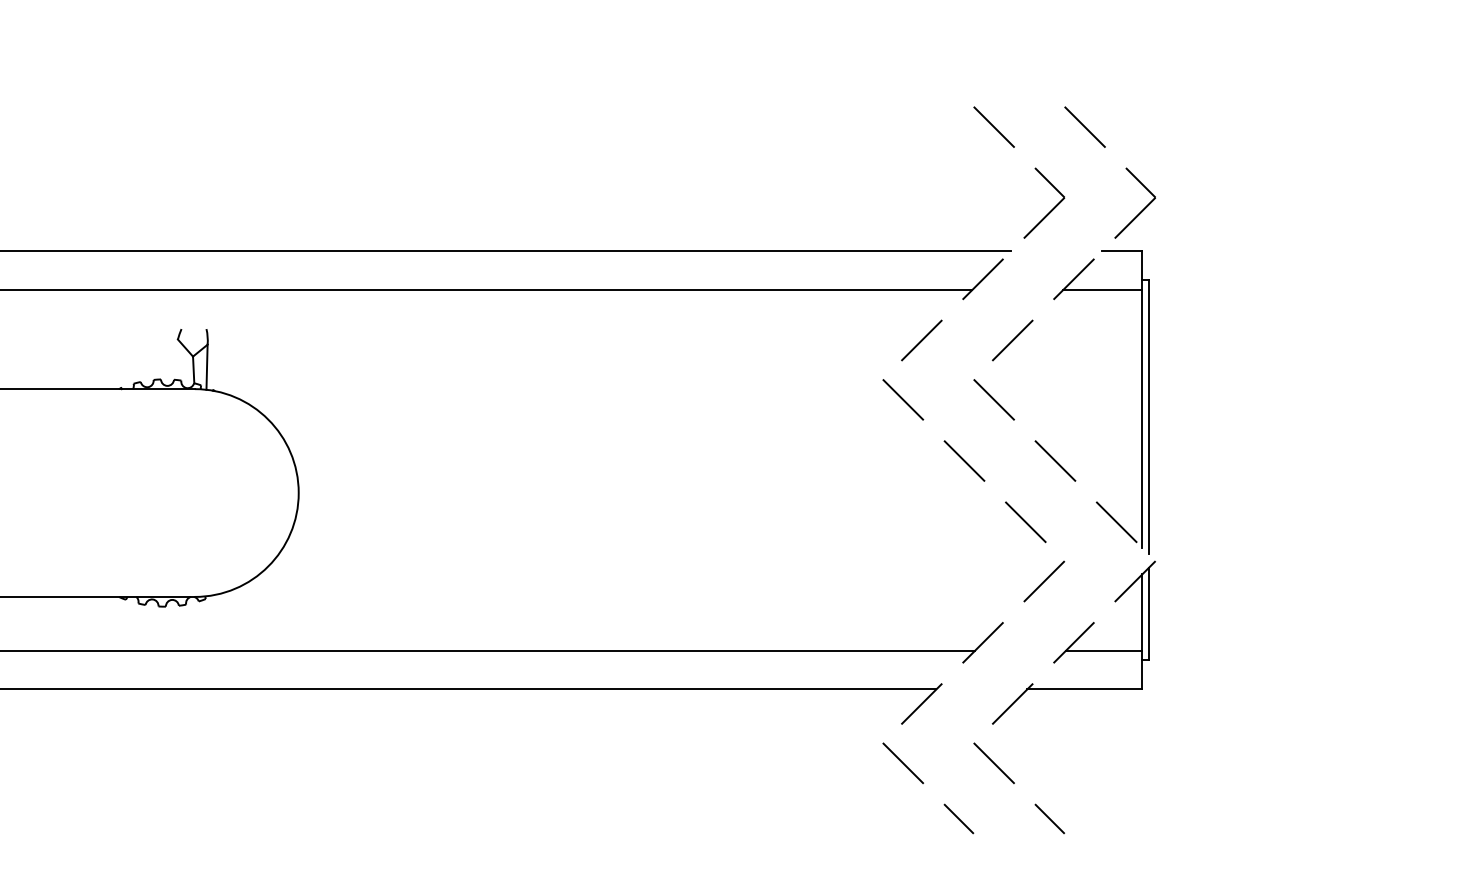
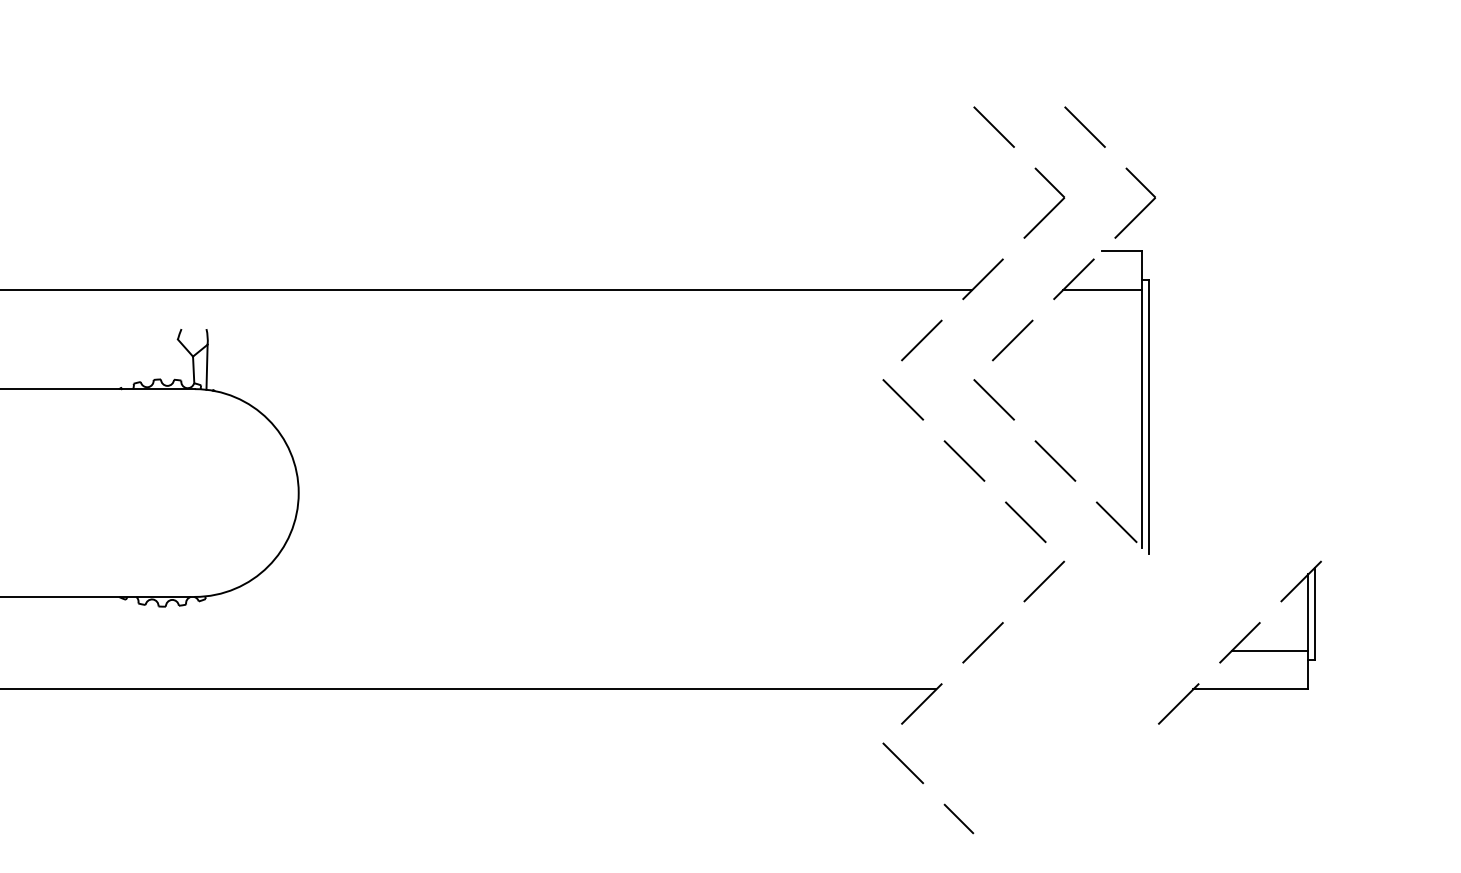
line: present -> none (506, 251)
part position: (1073, 642) -> (1239, 642) (1239, 642)
line: present -> none (488, 650)
line: present -> none (1014, 783)
